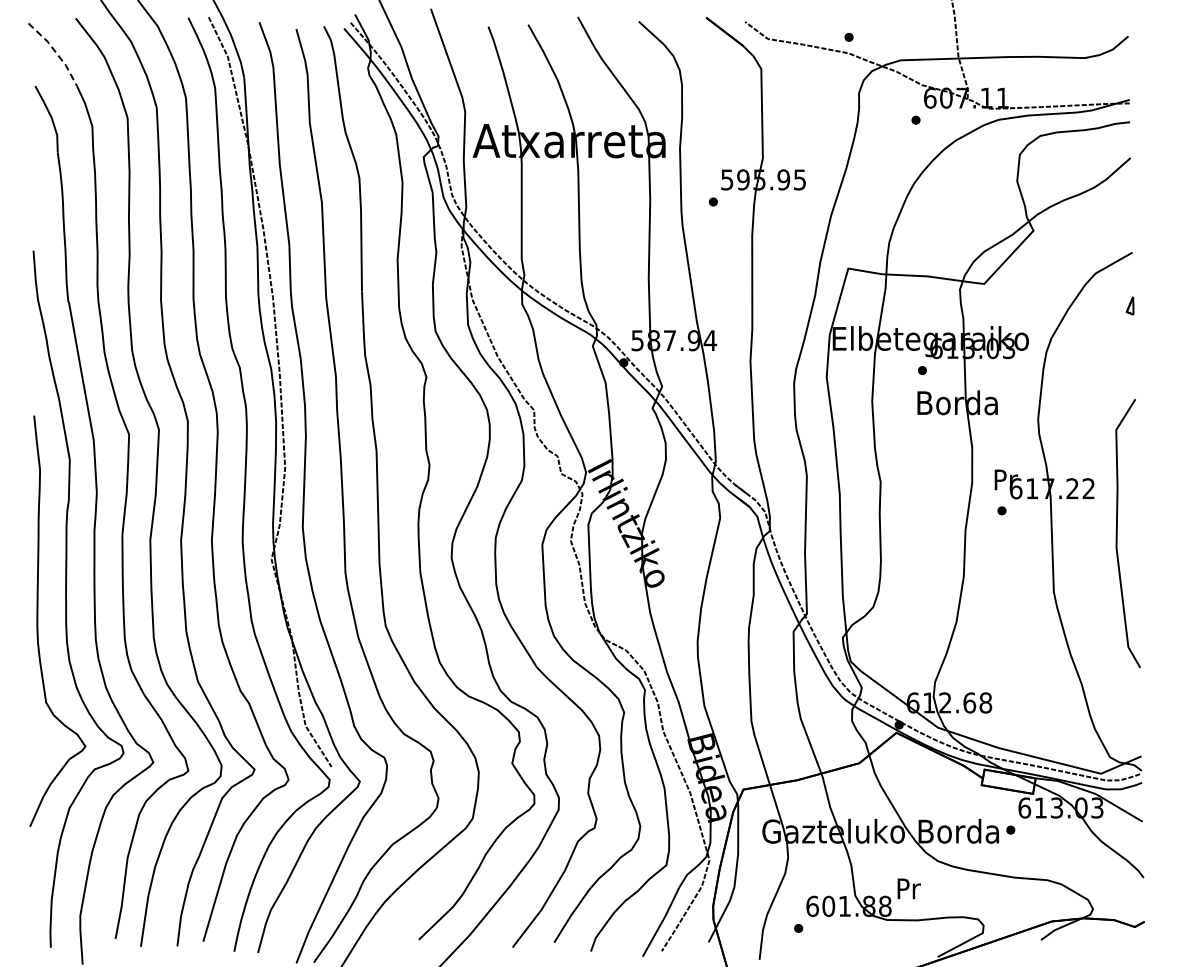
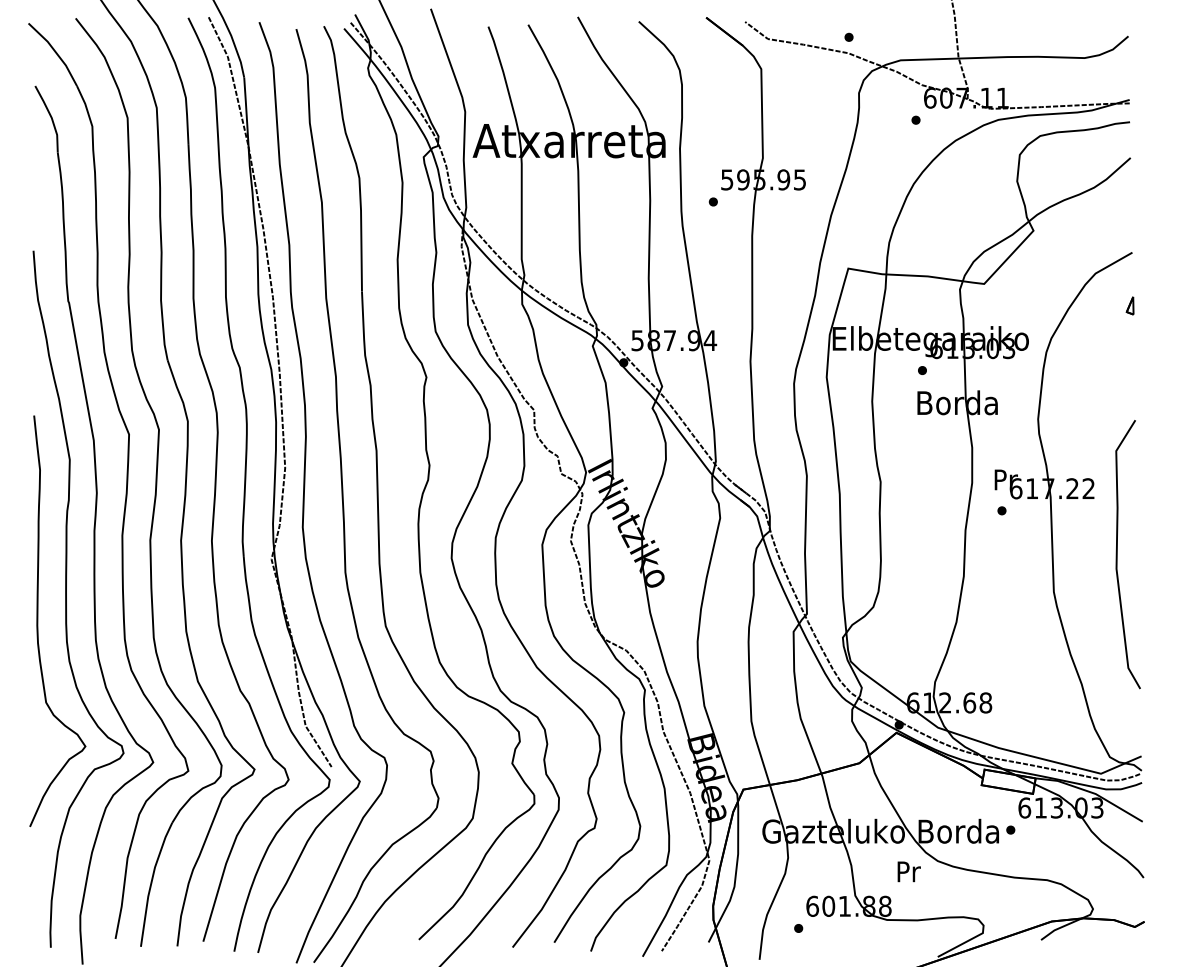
line: dashed -> solid (56, 52)
curve position: (1117, 533) -> (1117, 554) (1117, 554)
text position: (908, 888) -> (908, 871) (908, 871)
